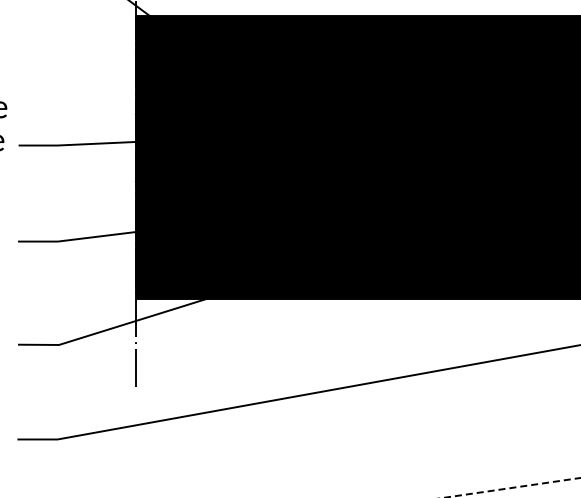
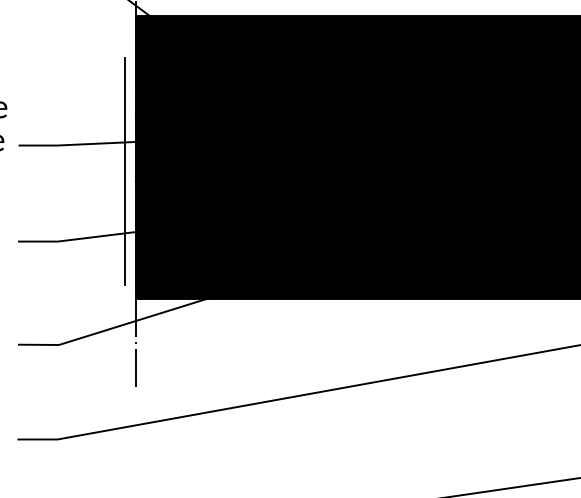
line: none -> present (124, 171)
line: dashed -> solid (511, 487)
